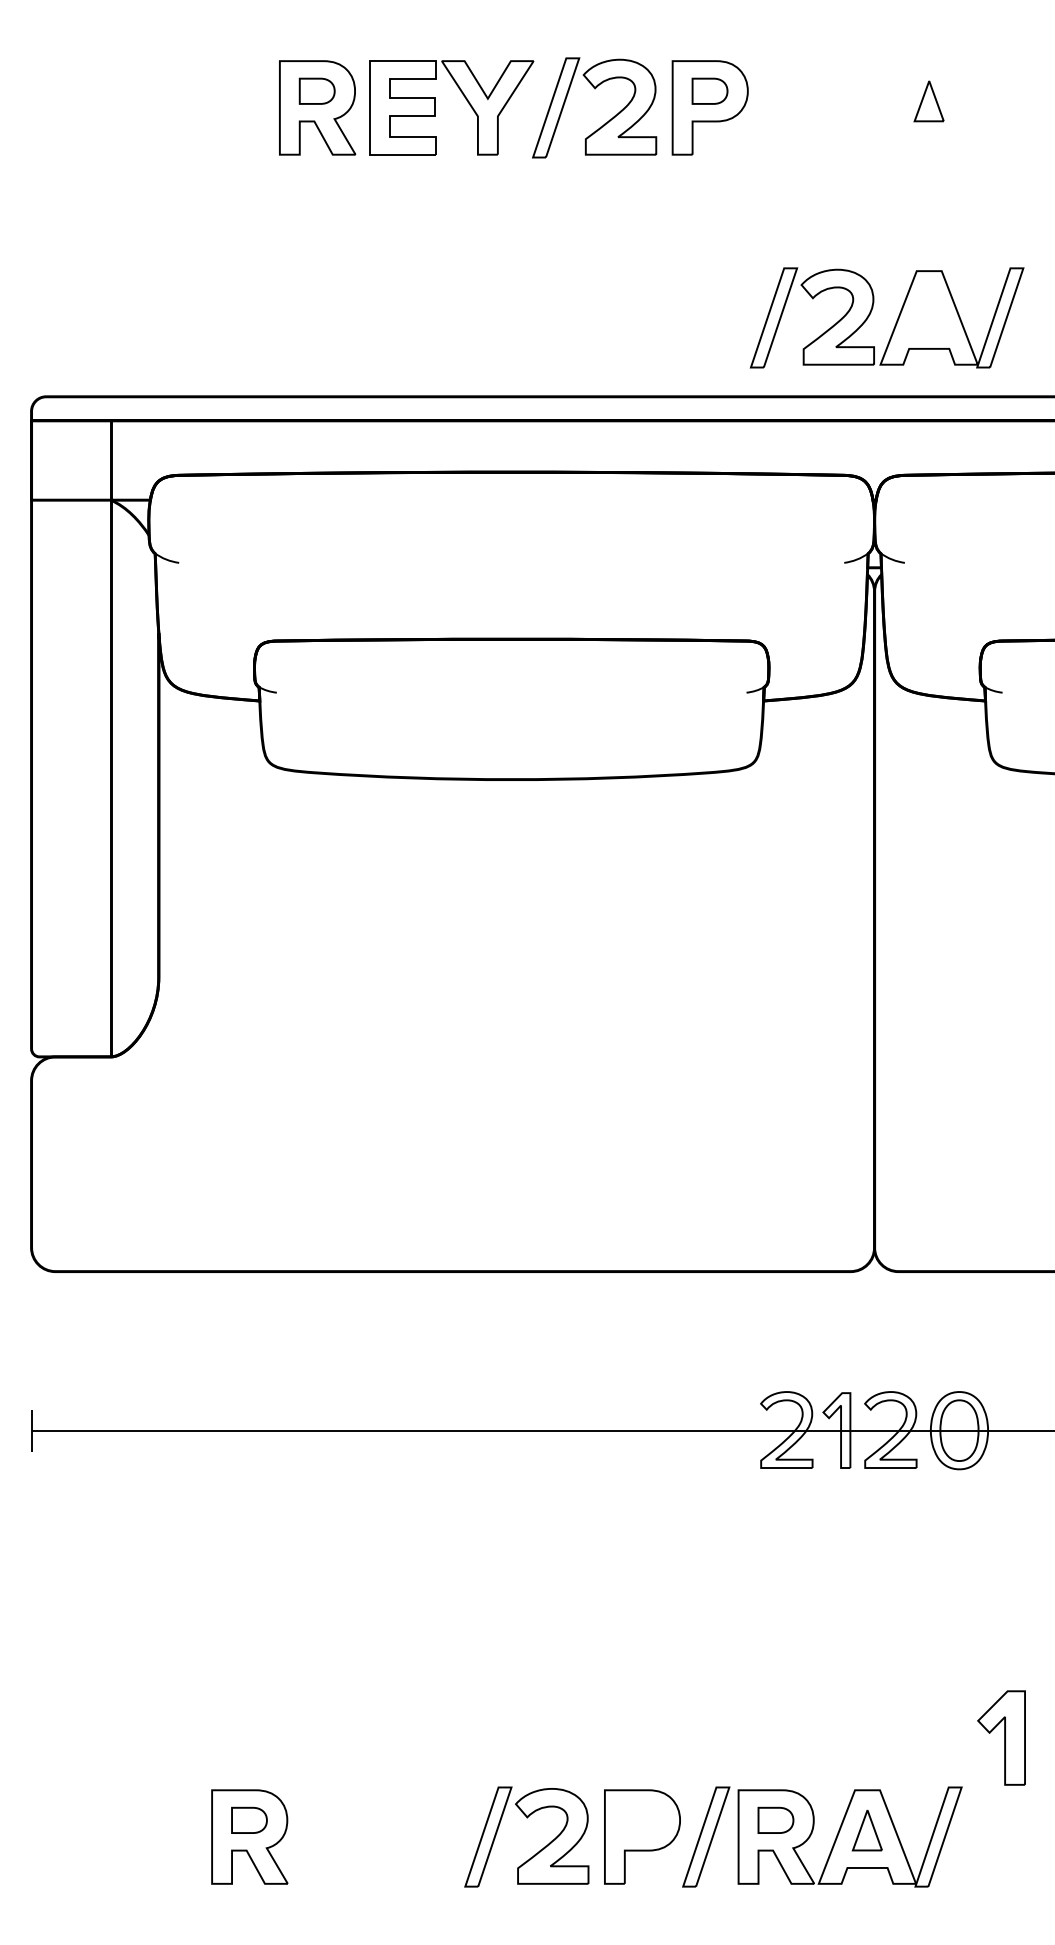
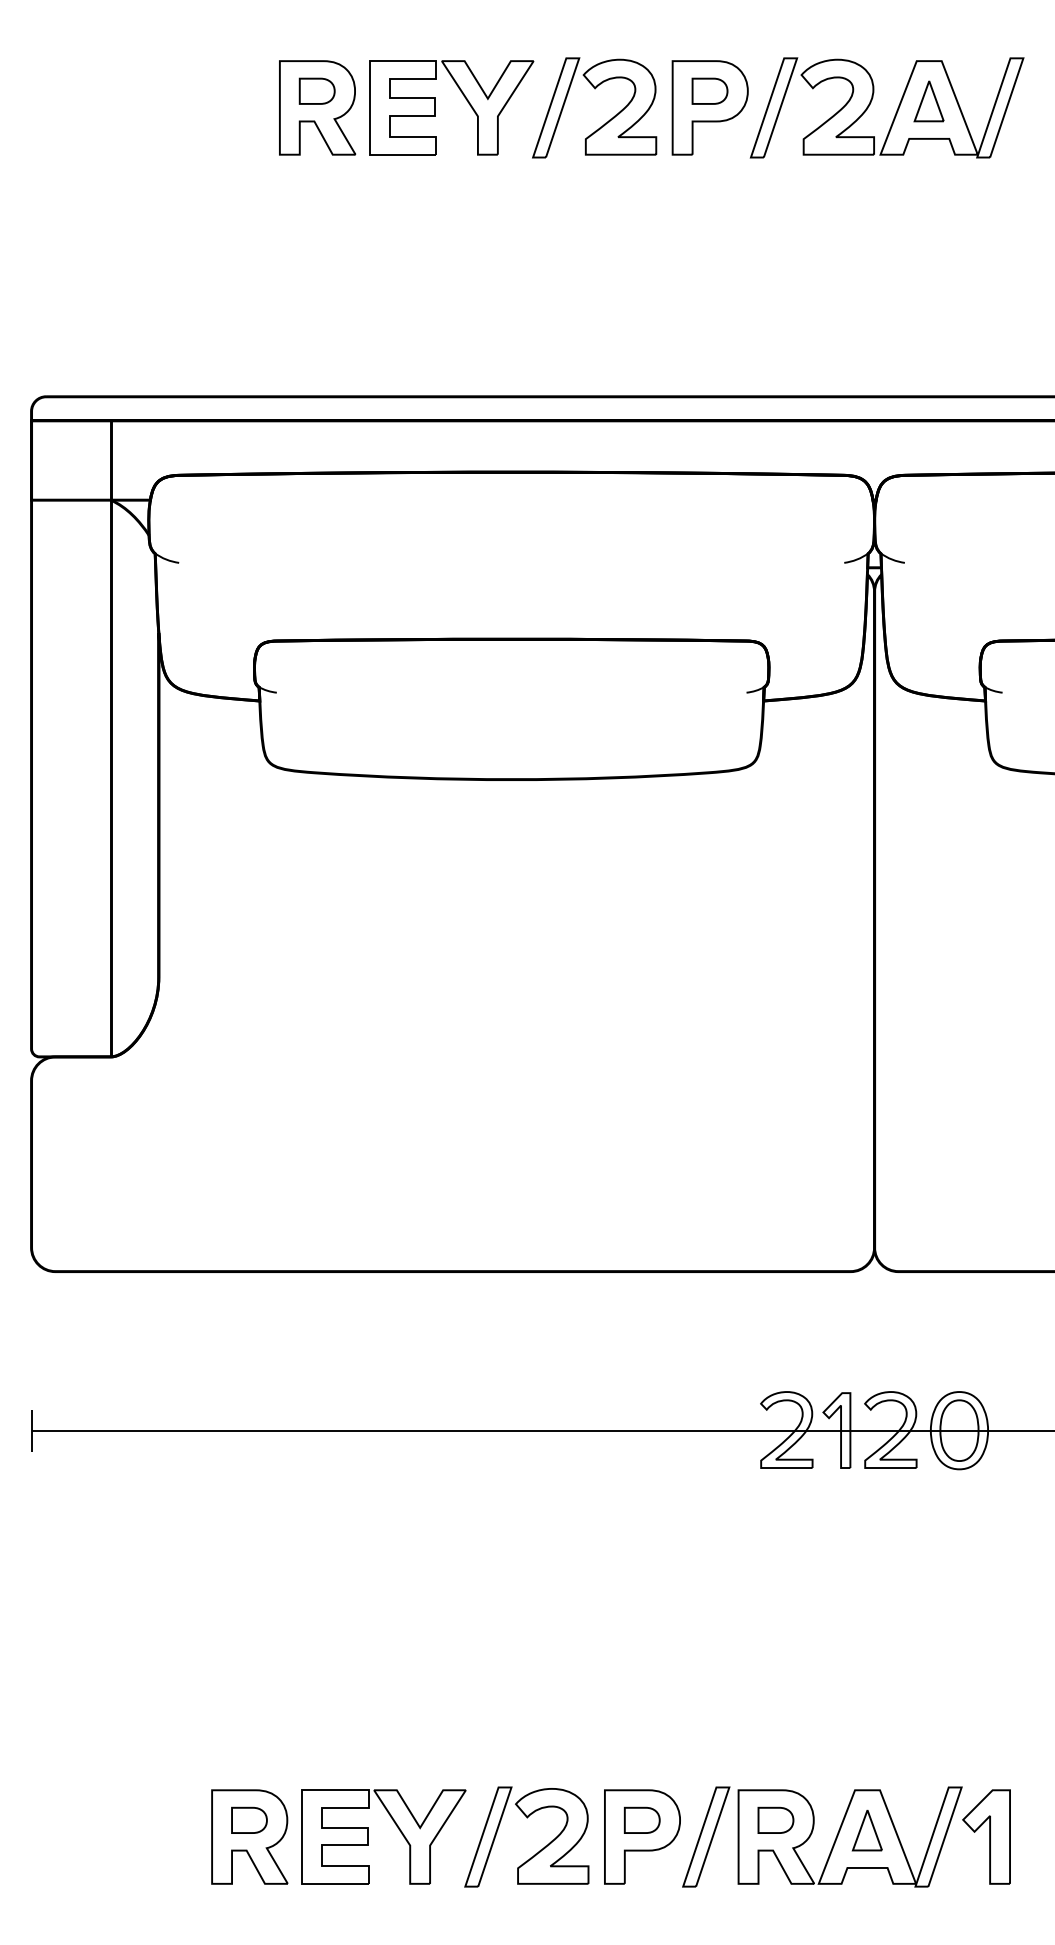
part position: (895, 322) -> (895, 112) (895, 112)
part position: (1001, 1737) -> (986, 1836) (986, 1836)
part: none -> present (641, 1819)
part: none -> present (368, 1836)
